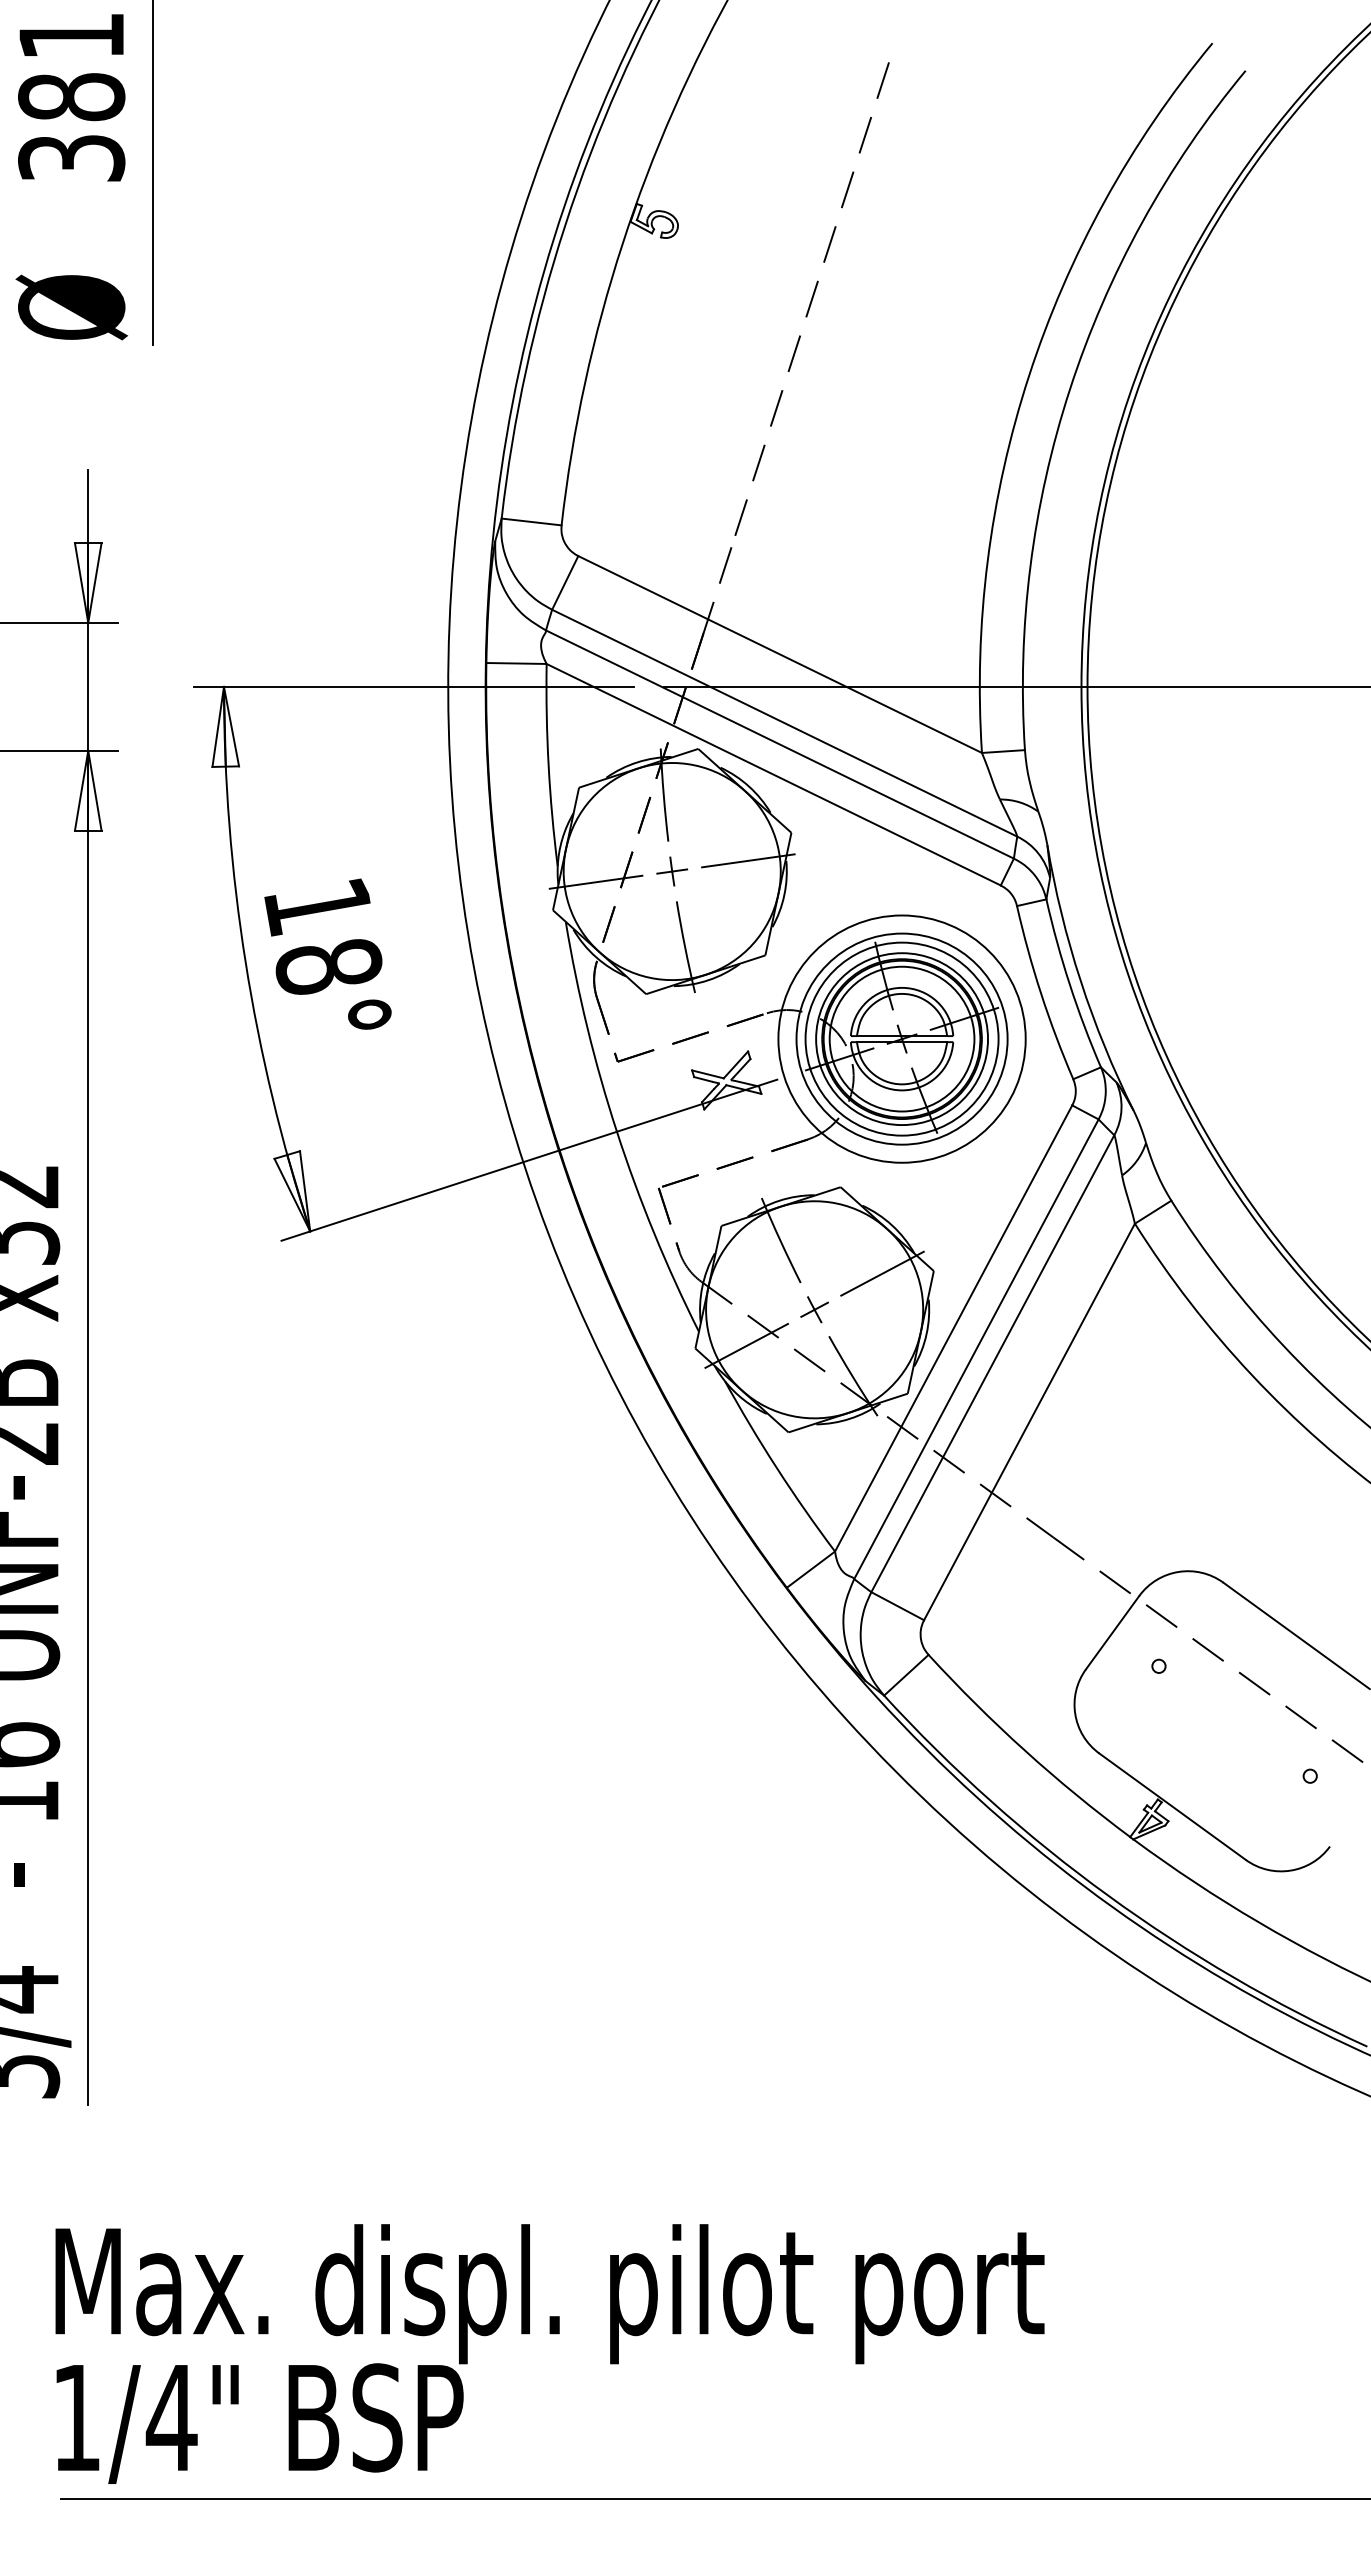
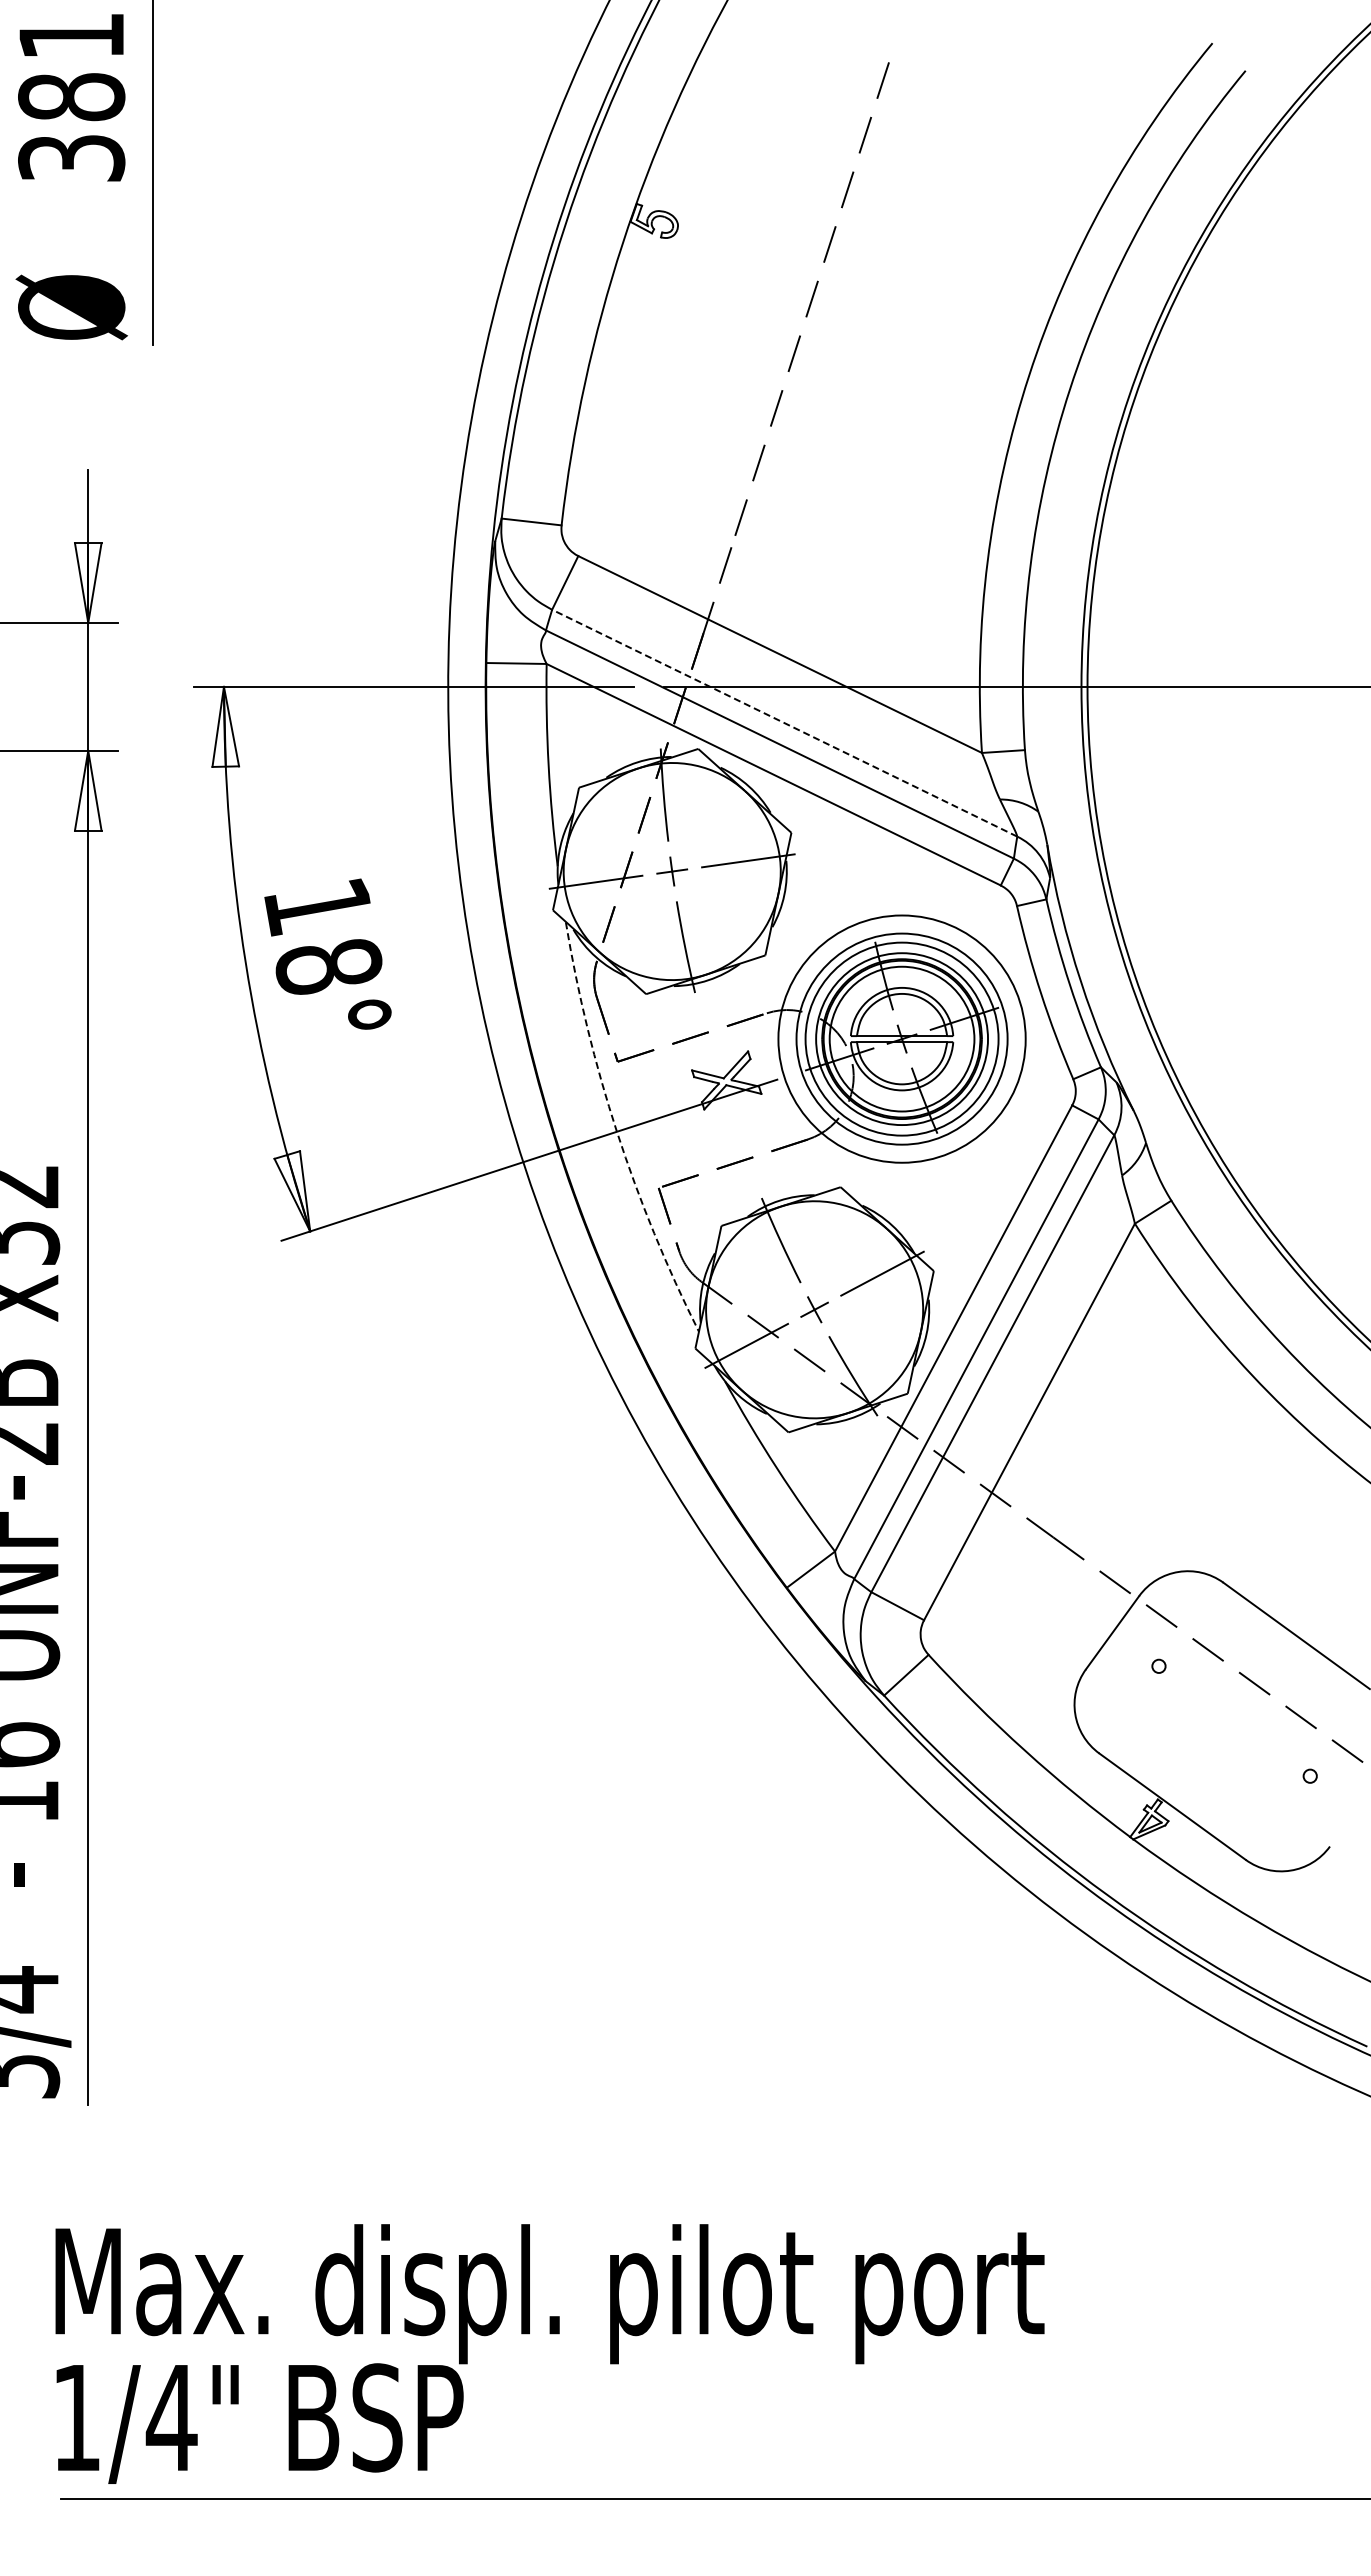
line: solid -> dashed (784, 723)
arc: solid -> dashed (617, 1132)
